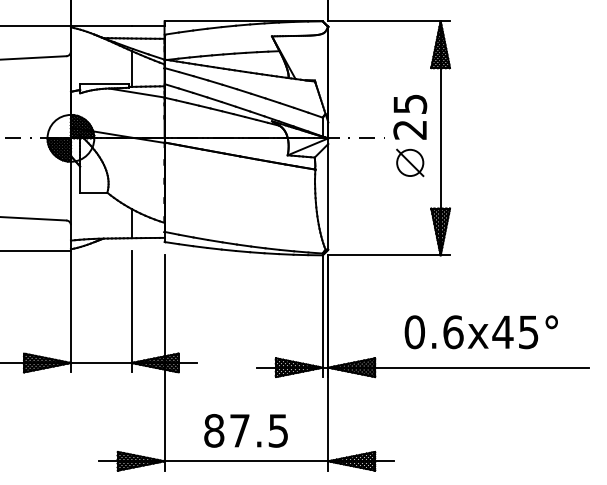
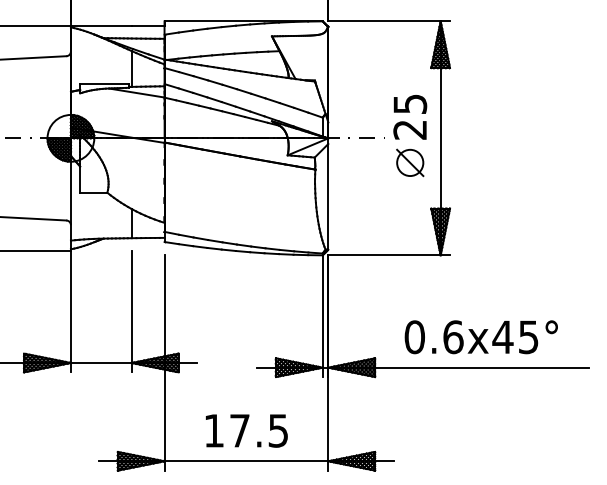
text position: (480, 332) -> (480, 337) (480, 337)
text: 87.5 -> 17.5 (214, 430)
